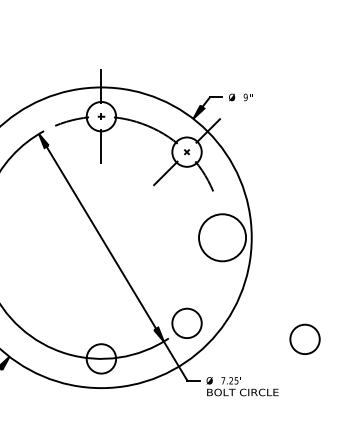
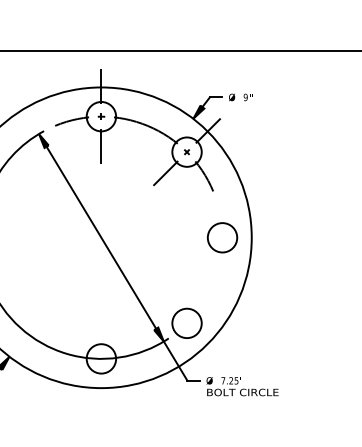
line: none -> present (180, 50)
circle diameter: 47 px -> 29 px (222, 237)
circle: present -> none (304, 338)
